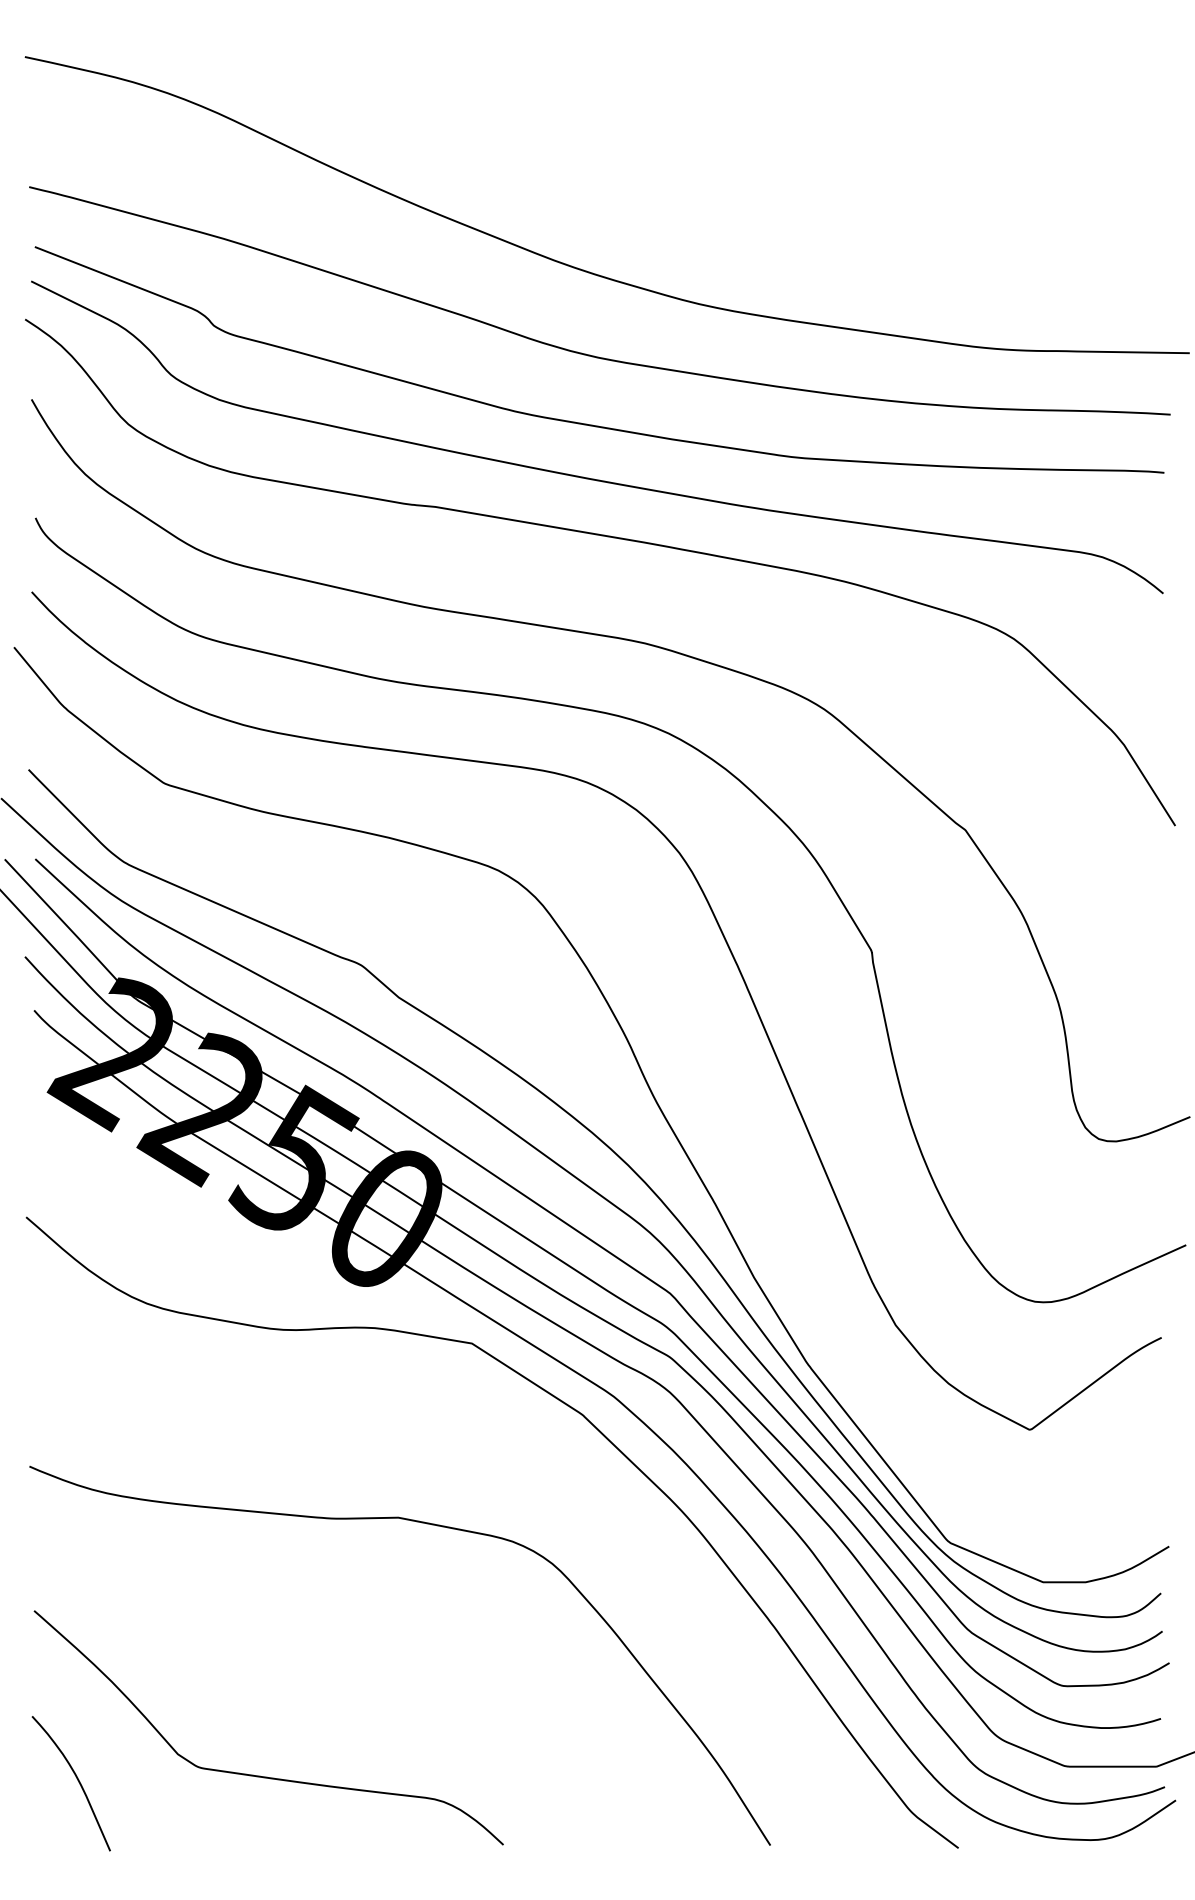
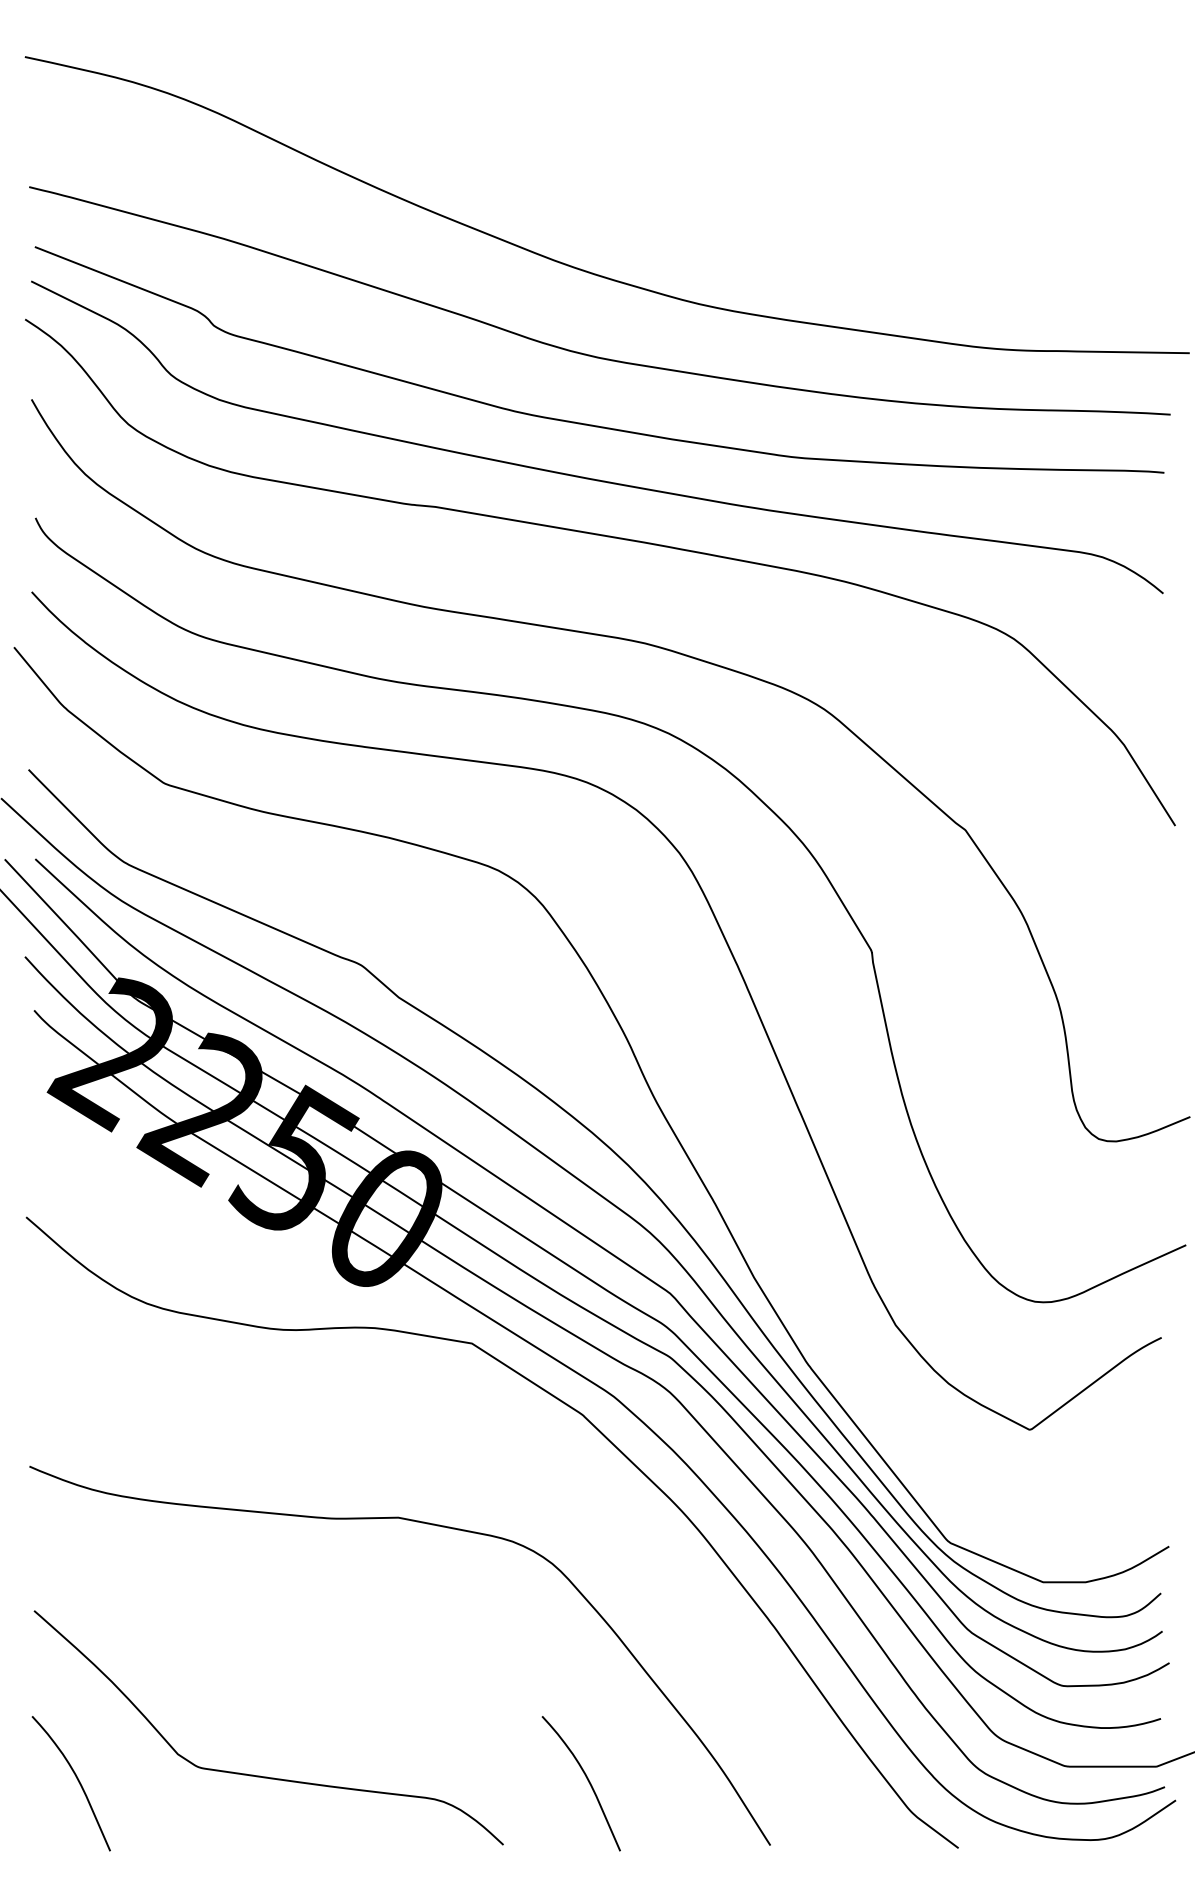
curve: none -> present (587, 1780)
